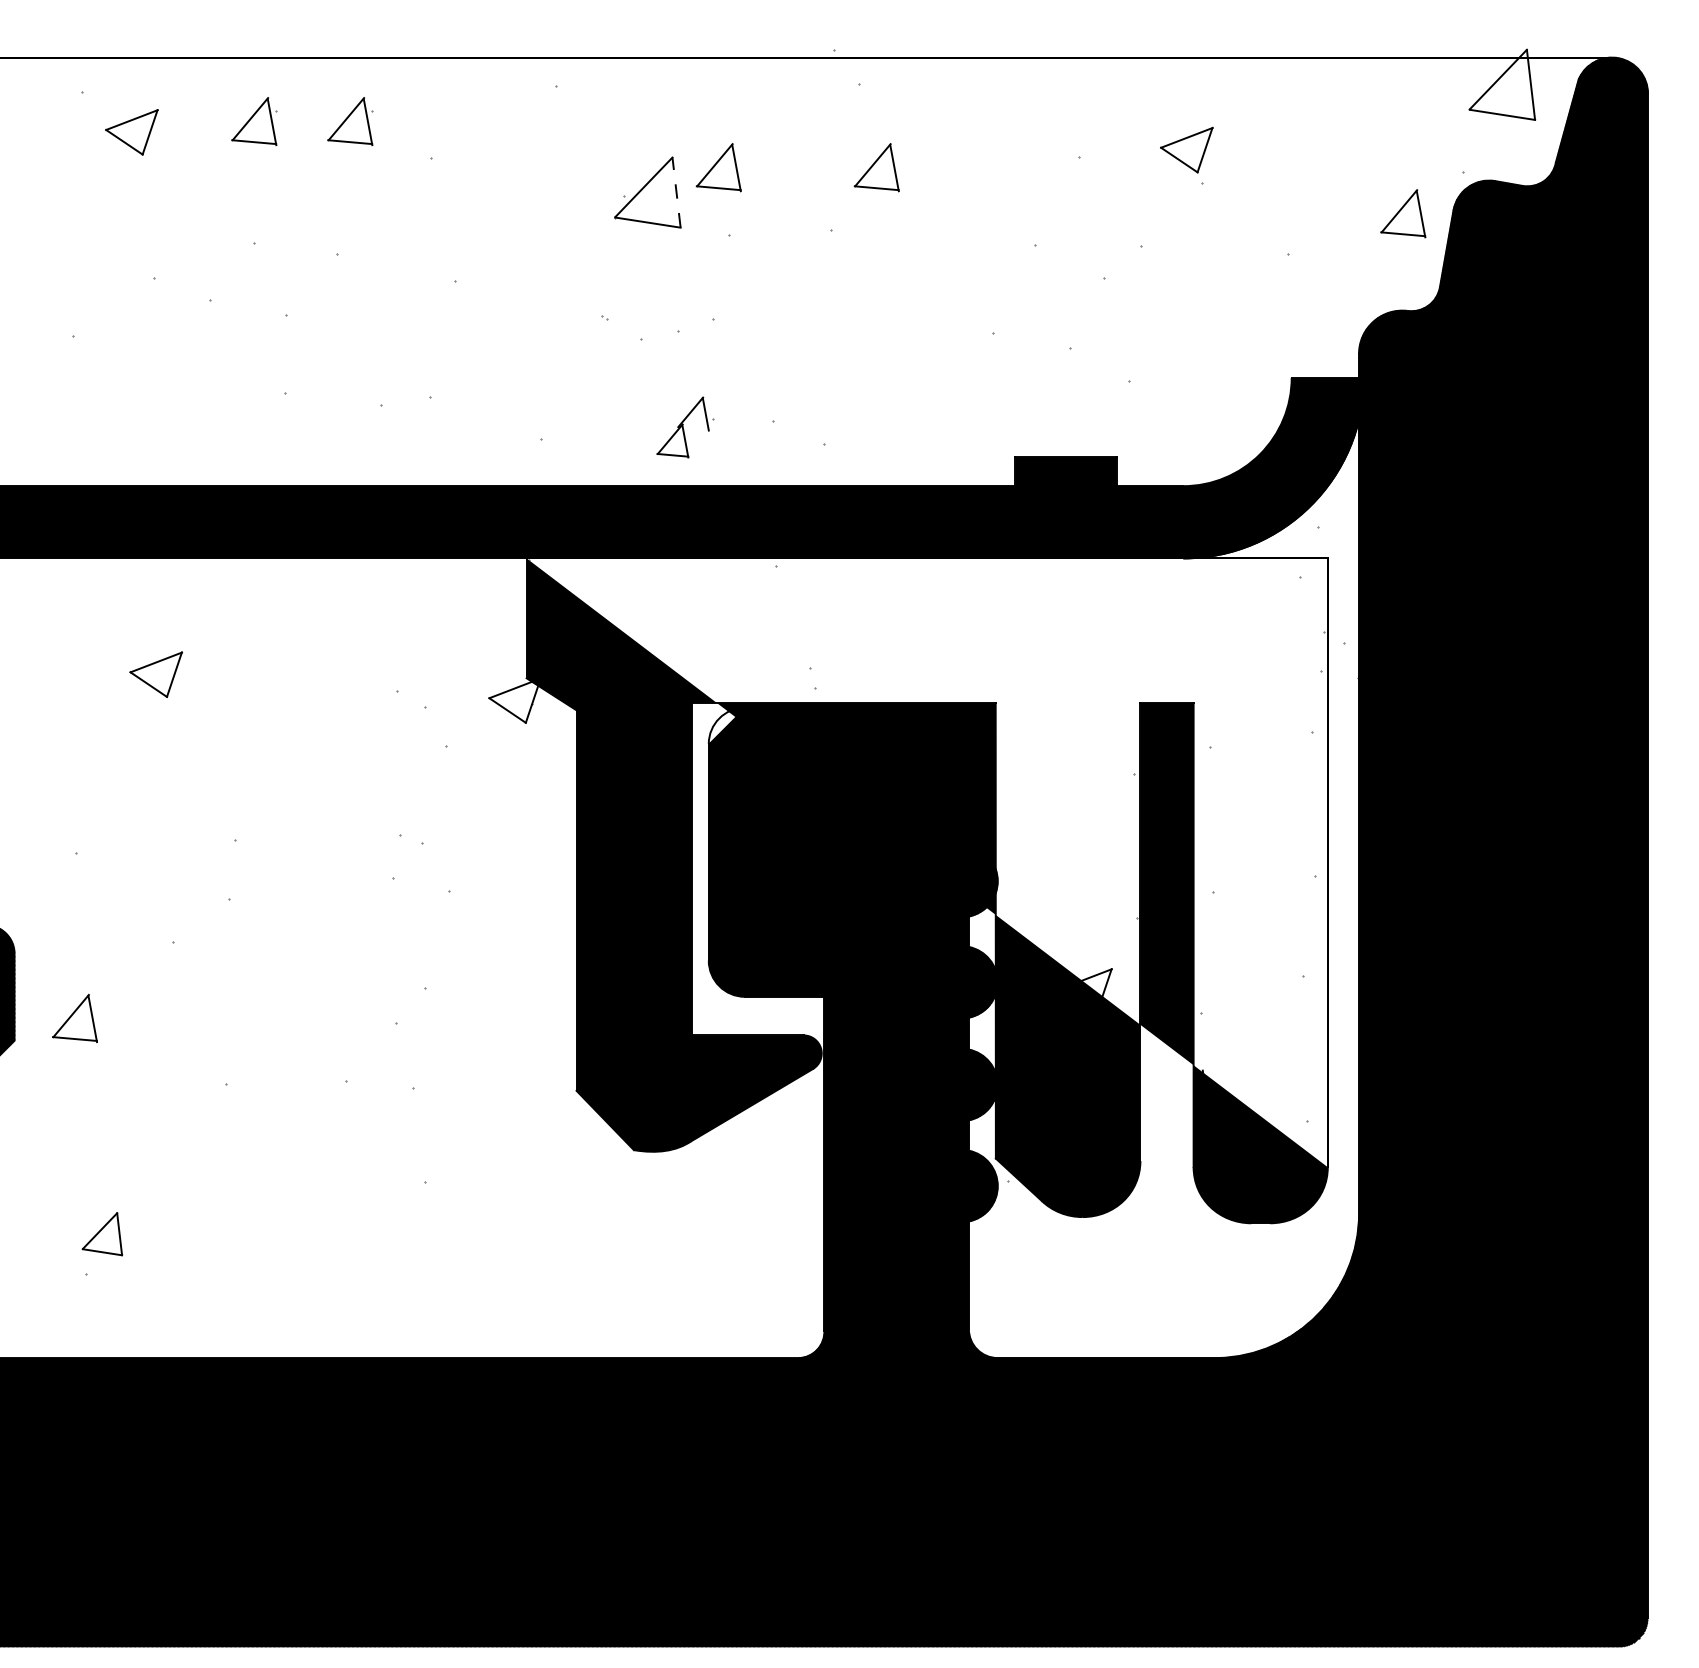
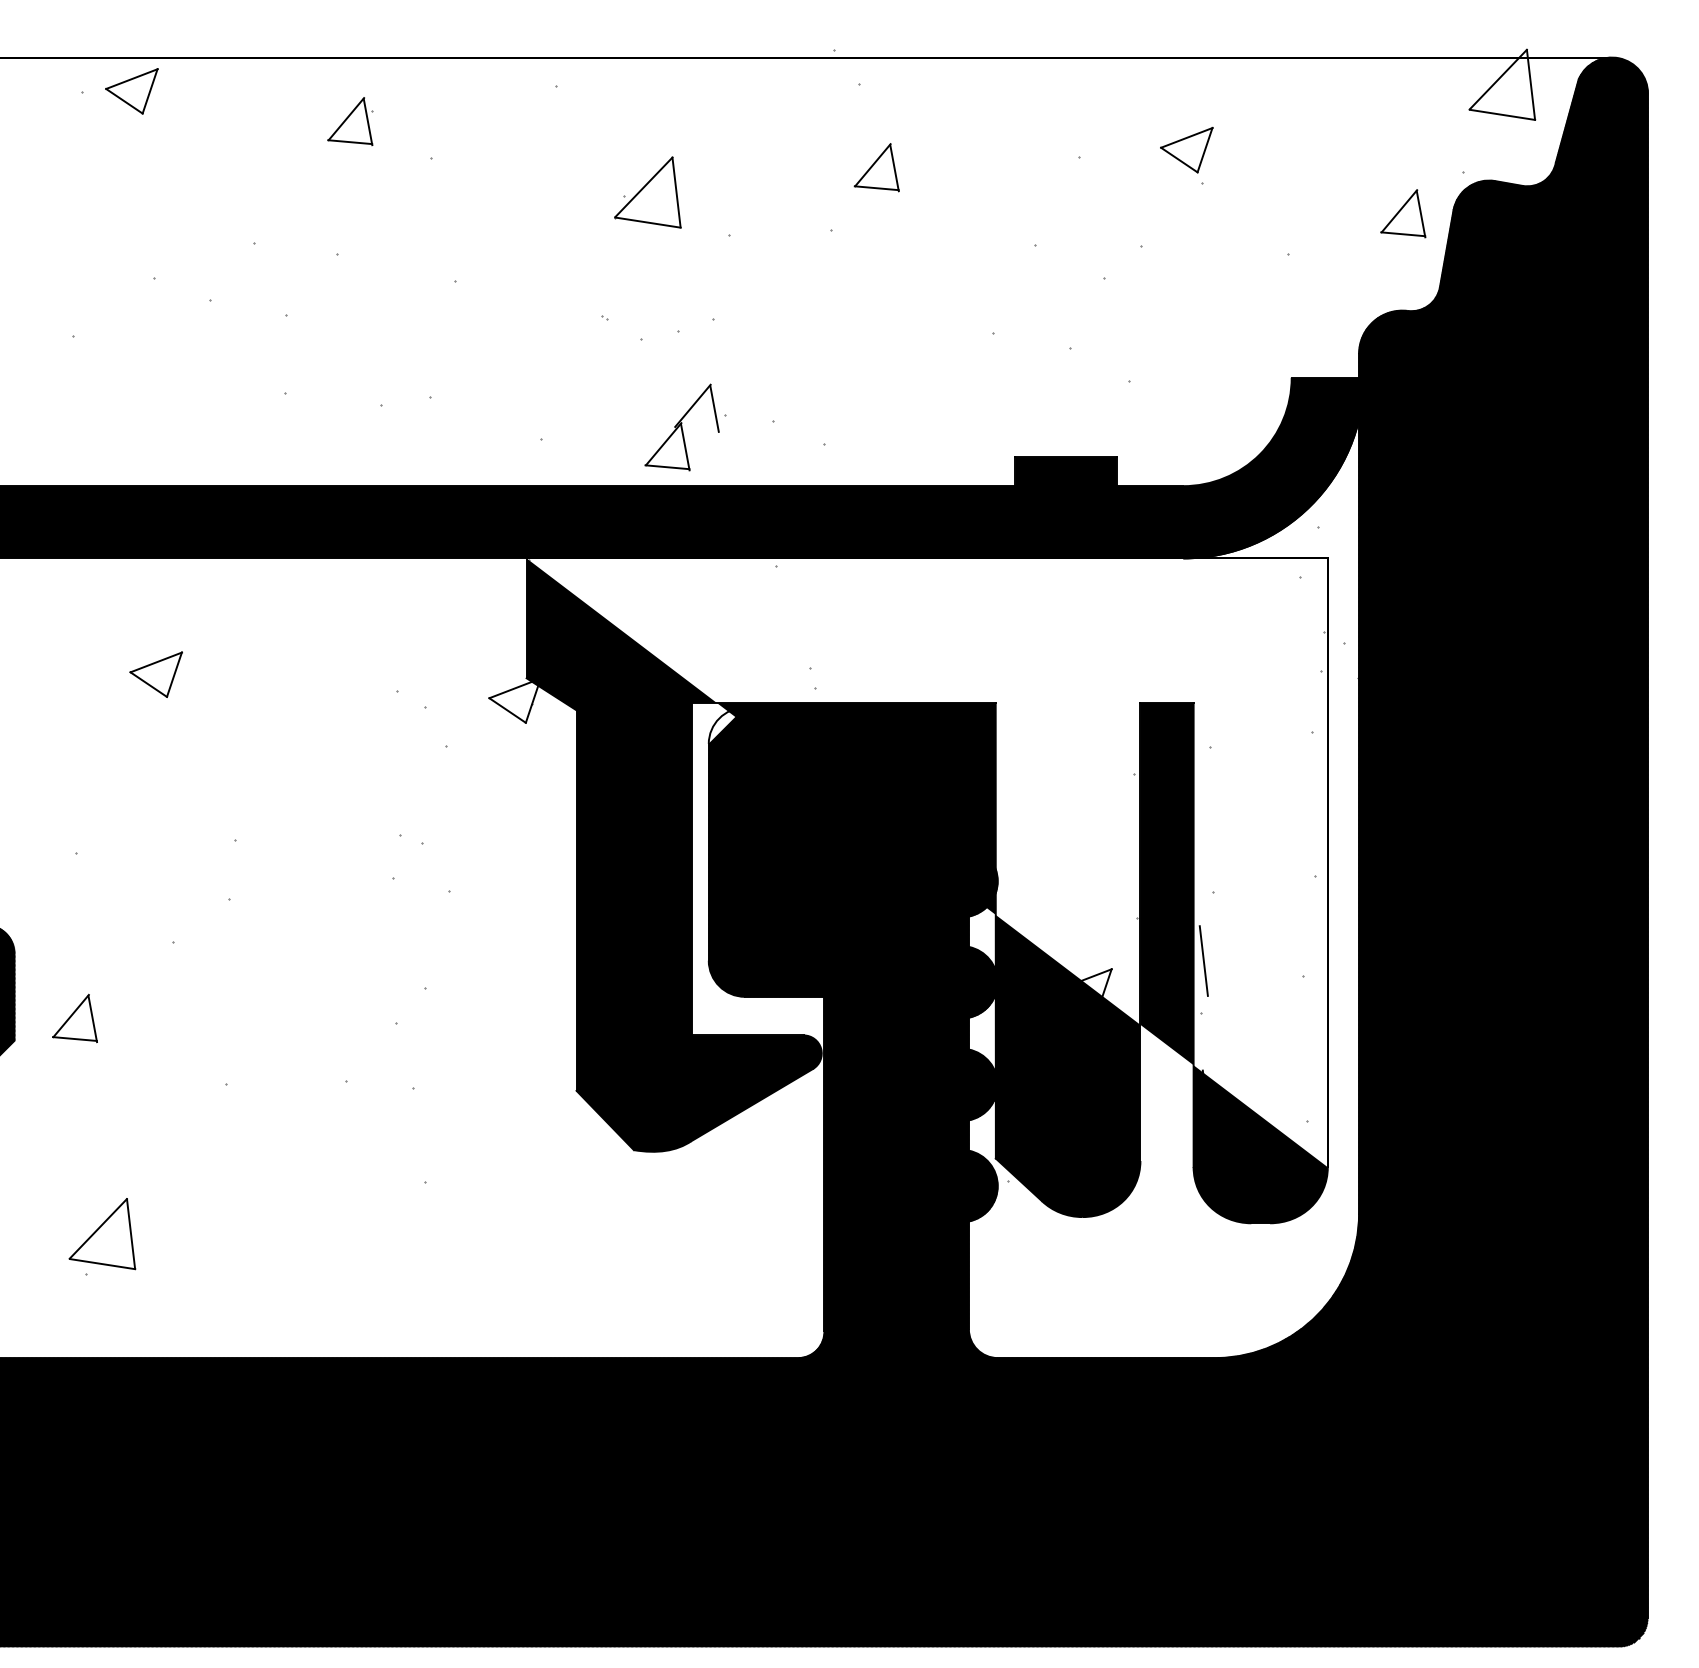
part: present -> none (254, 121)
part position: (131, 132) -> (131, 91) (131, 91)
part: present -> none (718, 167)
line: dashed -> solid (676, 192)
part size: 59x63 px -> 83x89 px (685, 427)
line: none -> present (1203, 960)
part size: 43x45 px -> 69x73 px (102, 1234)
